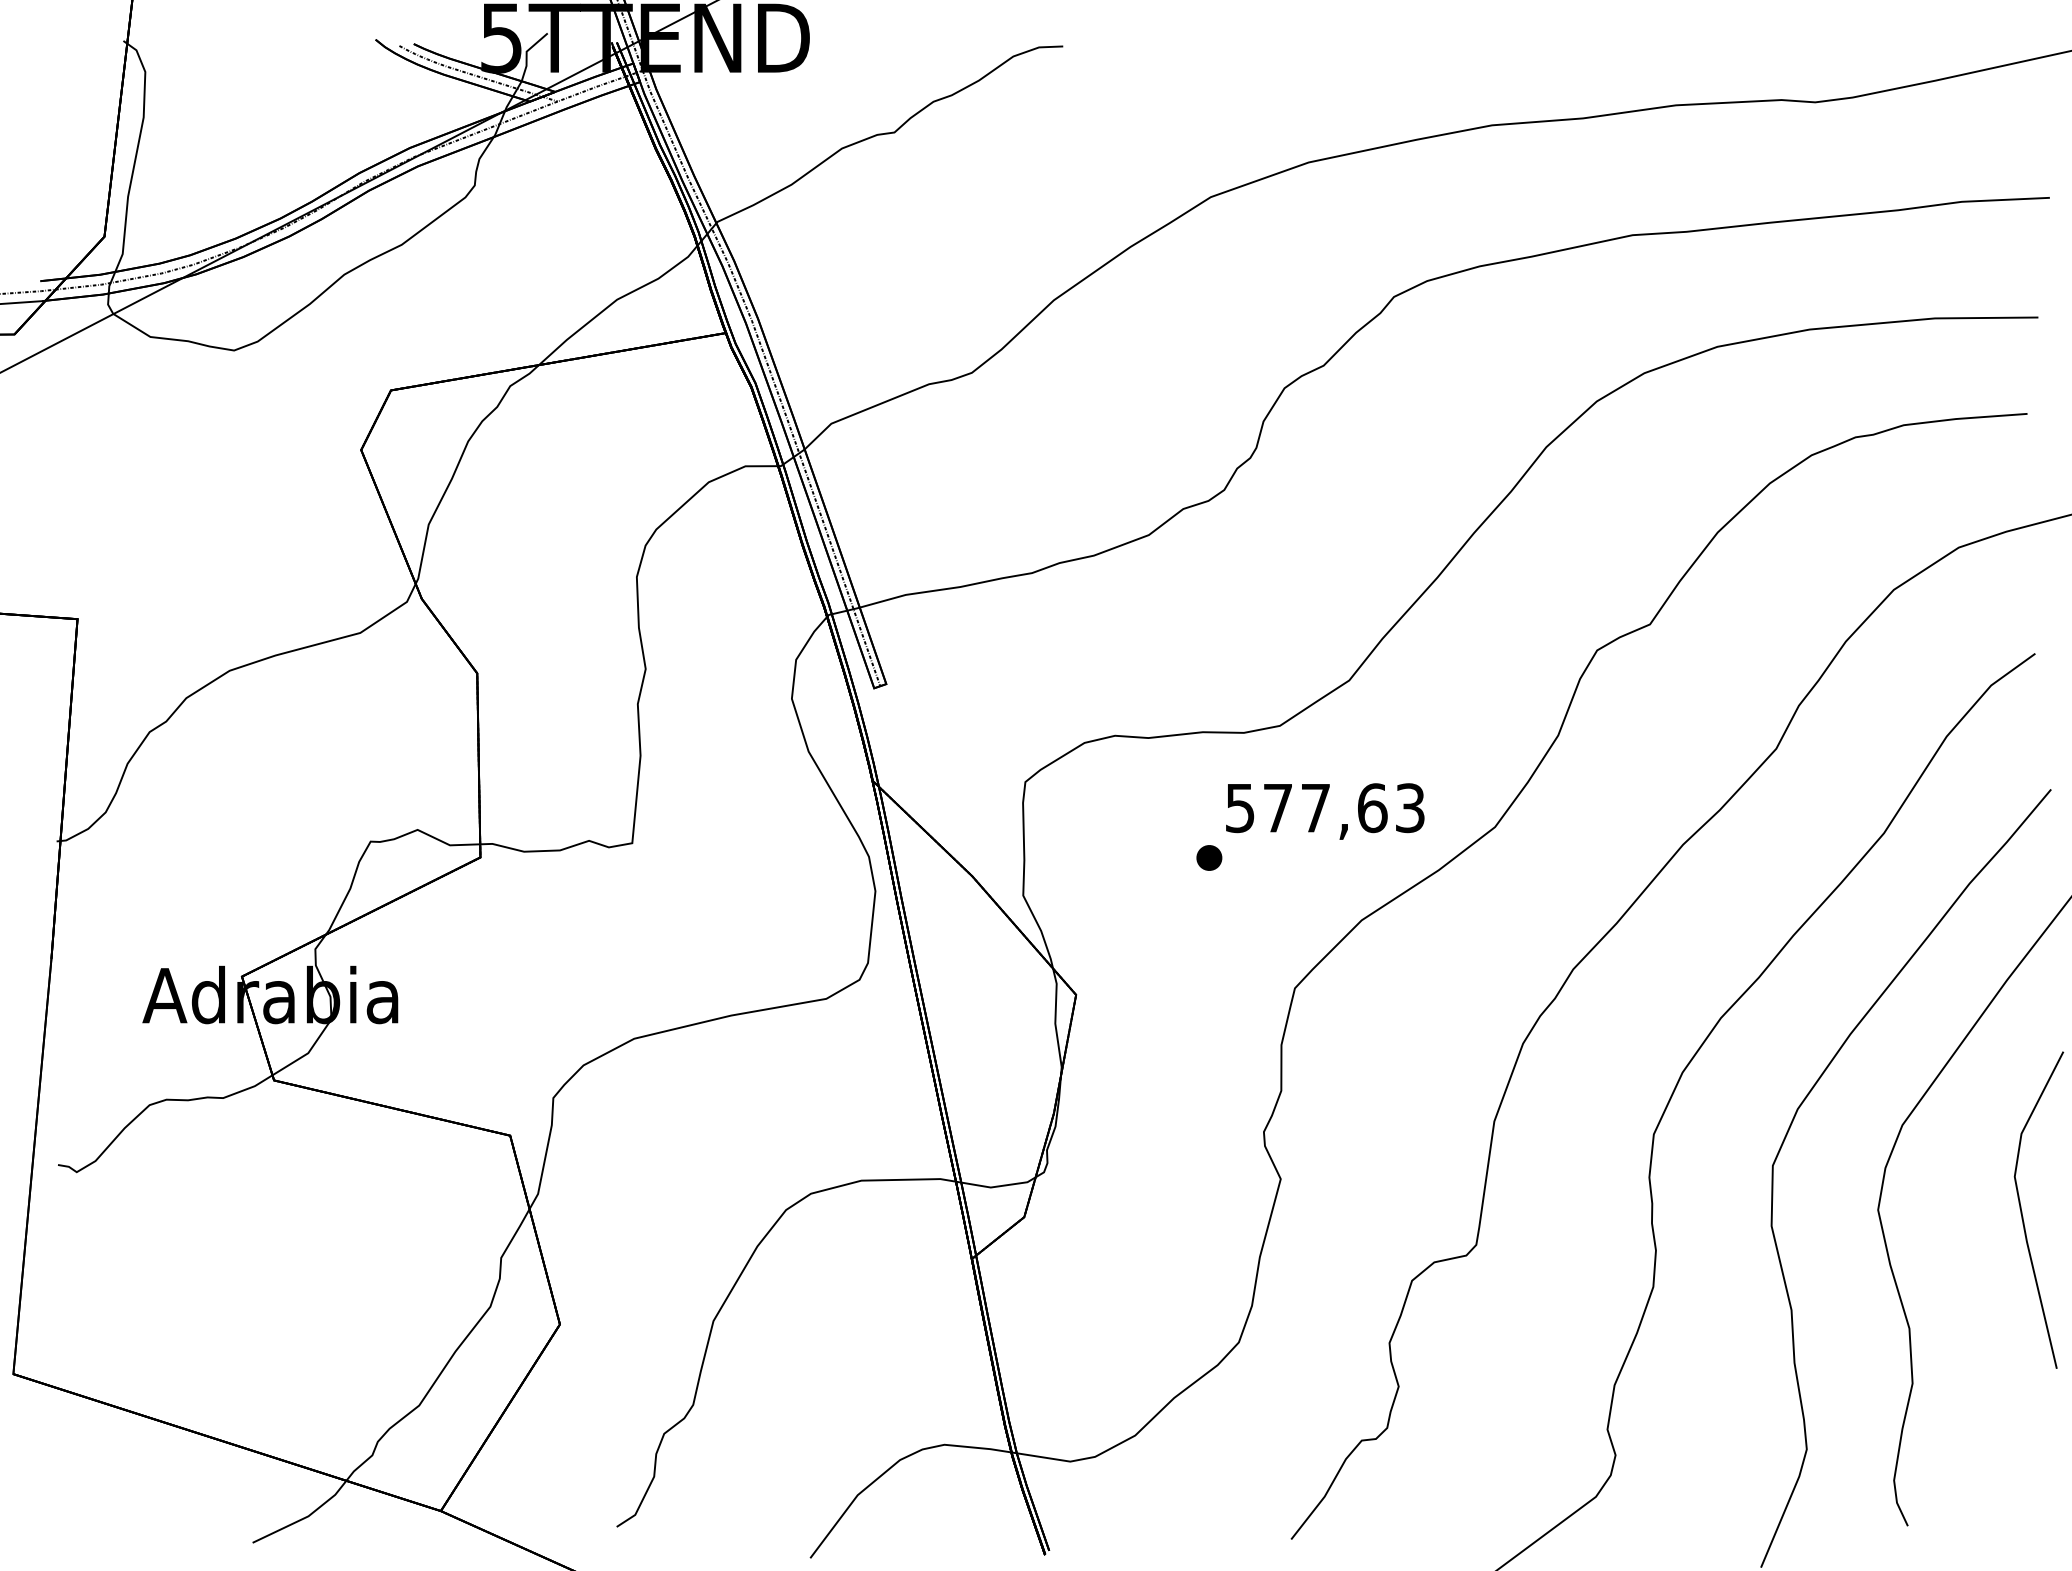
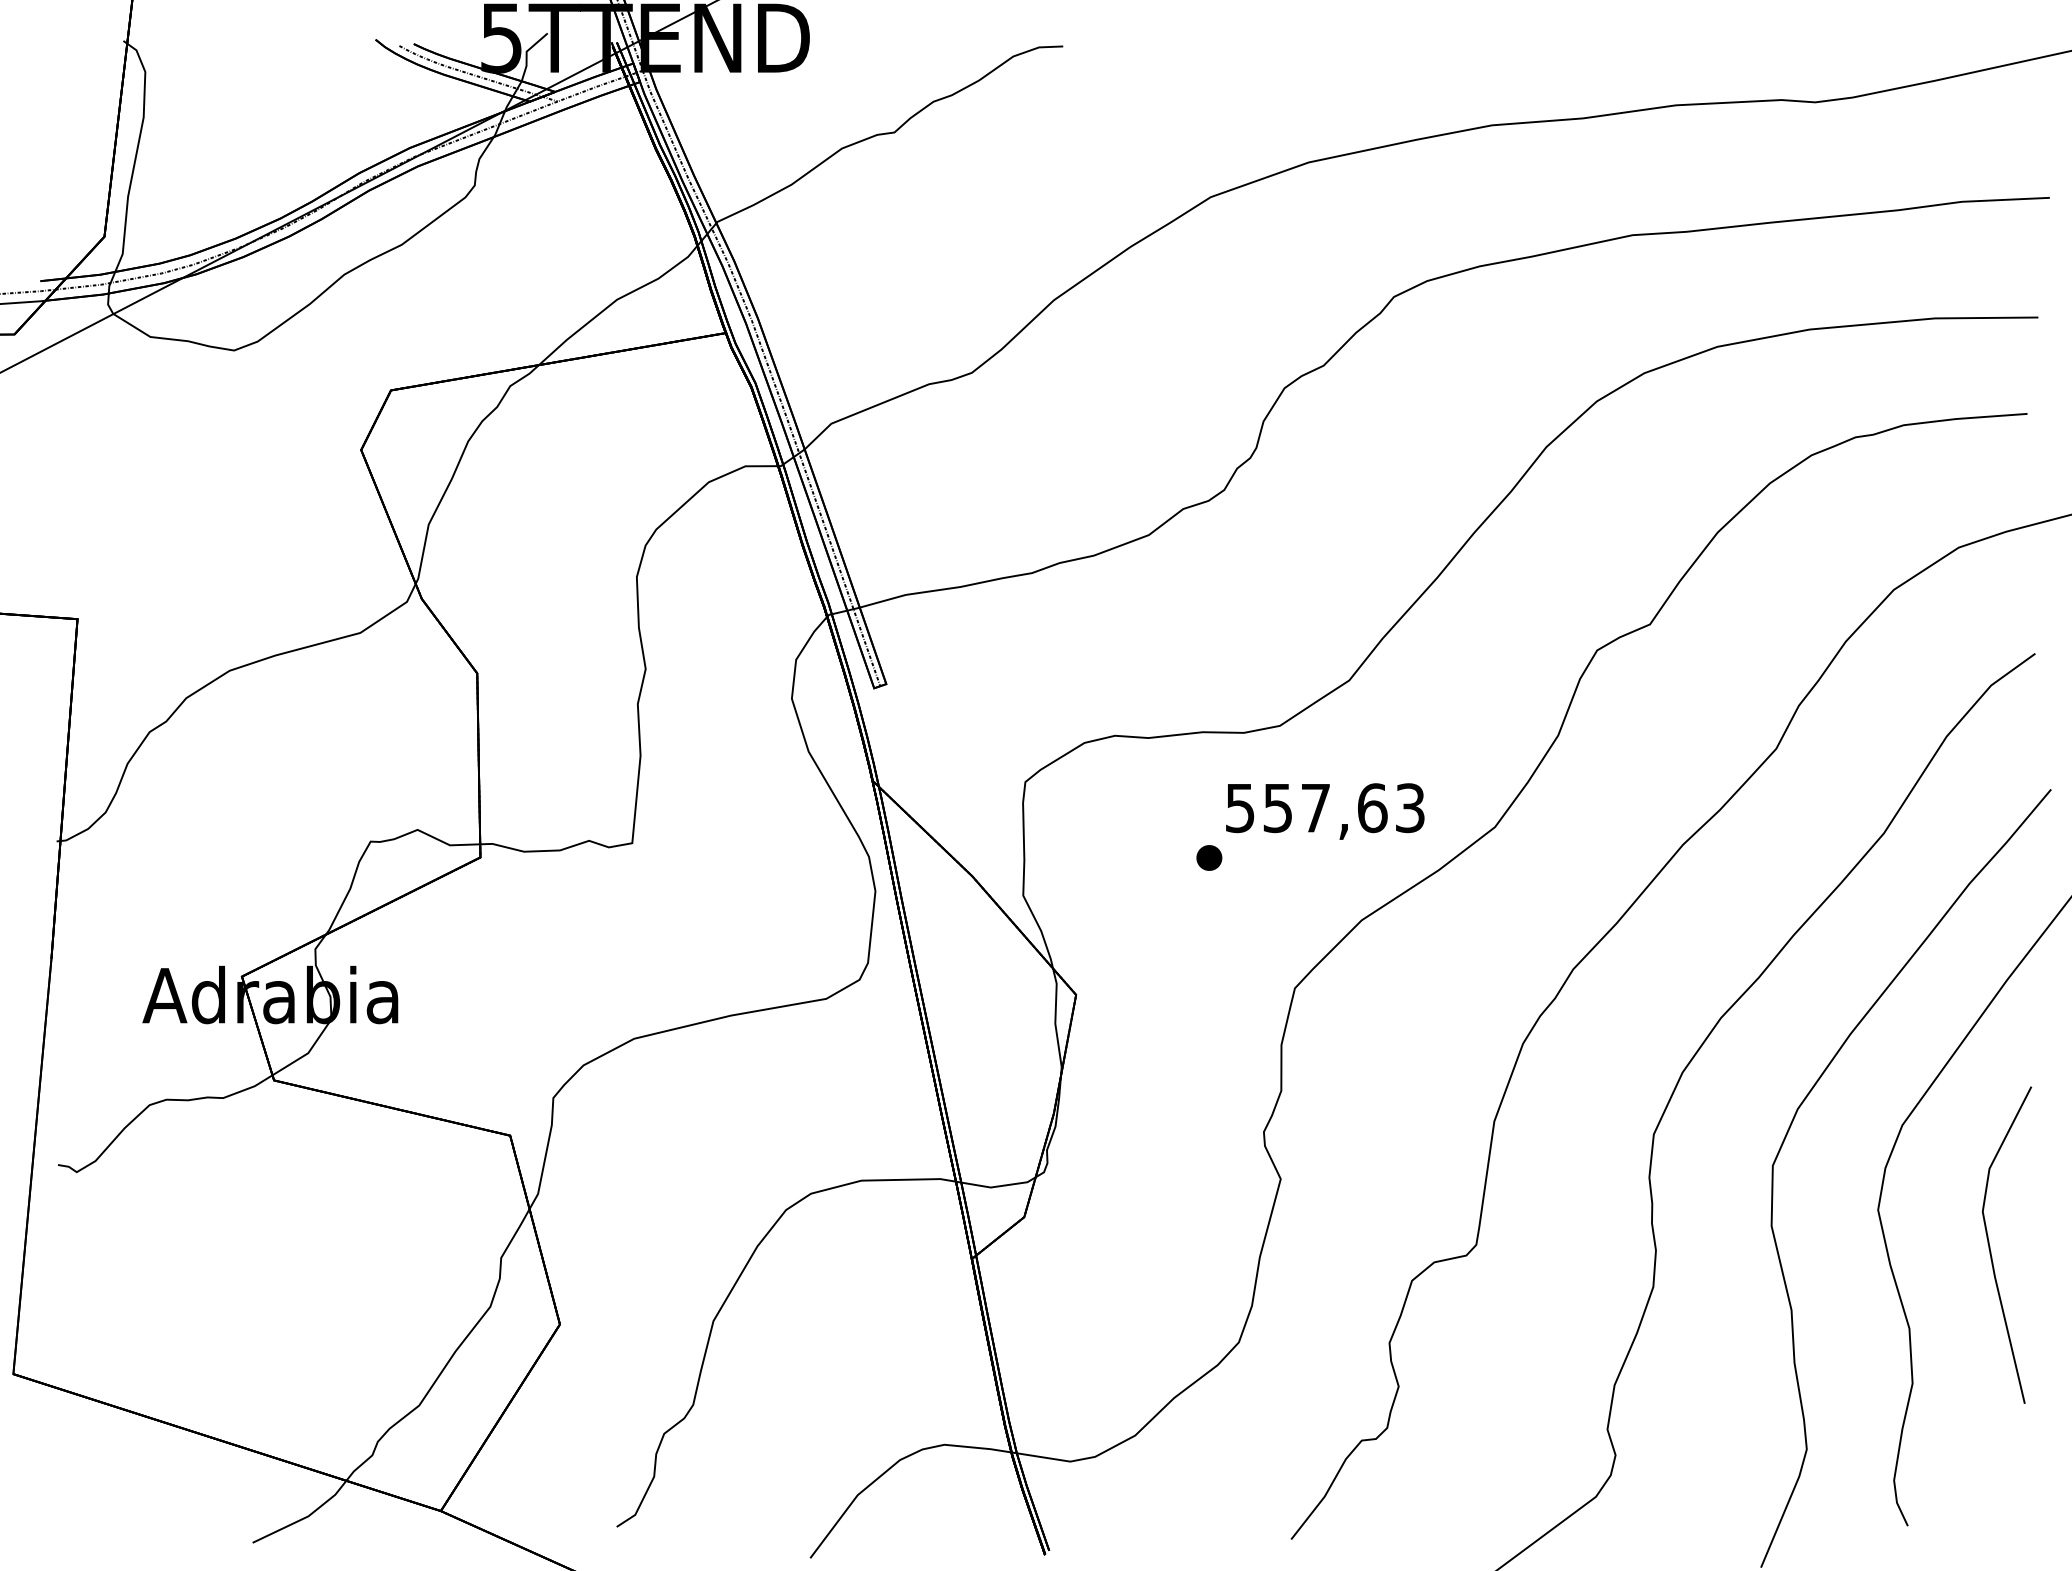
text: 577,63 -> 557,63 (1277, 808)
line position: (2022, 1211) -> (1990, 1246) (1990, 1246)
